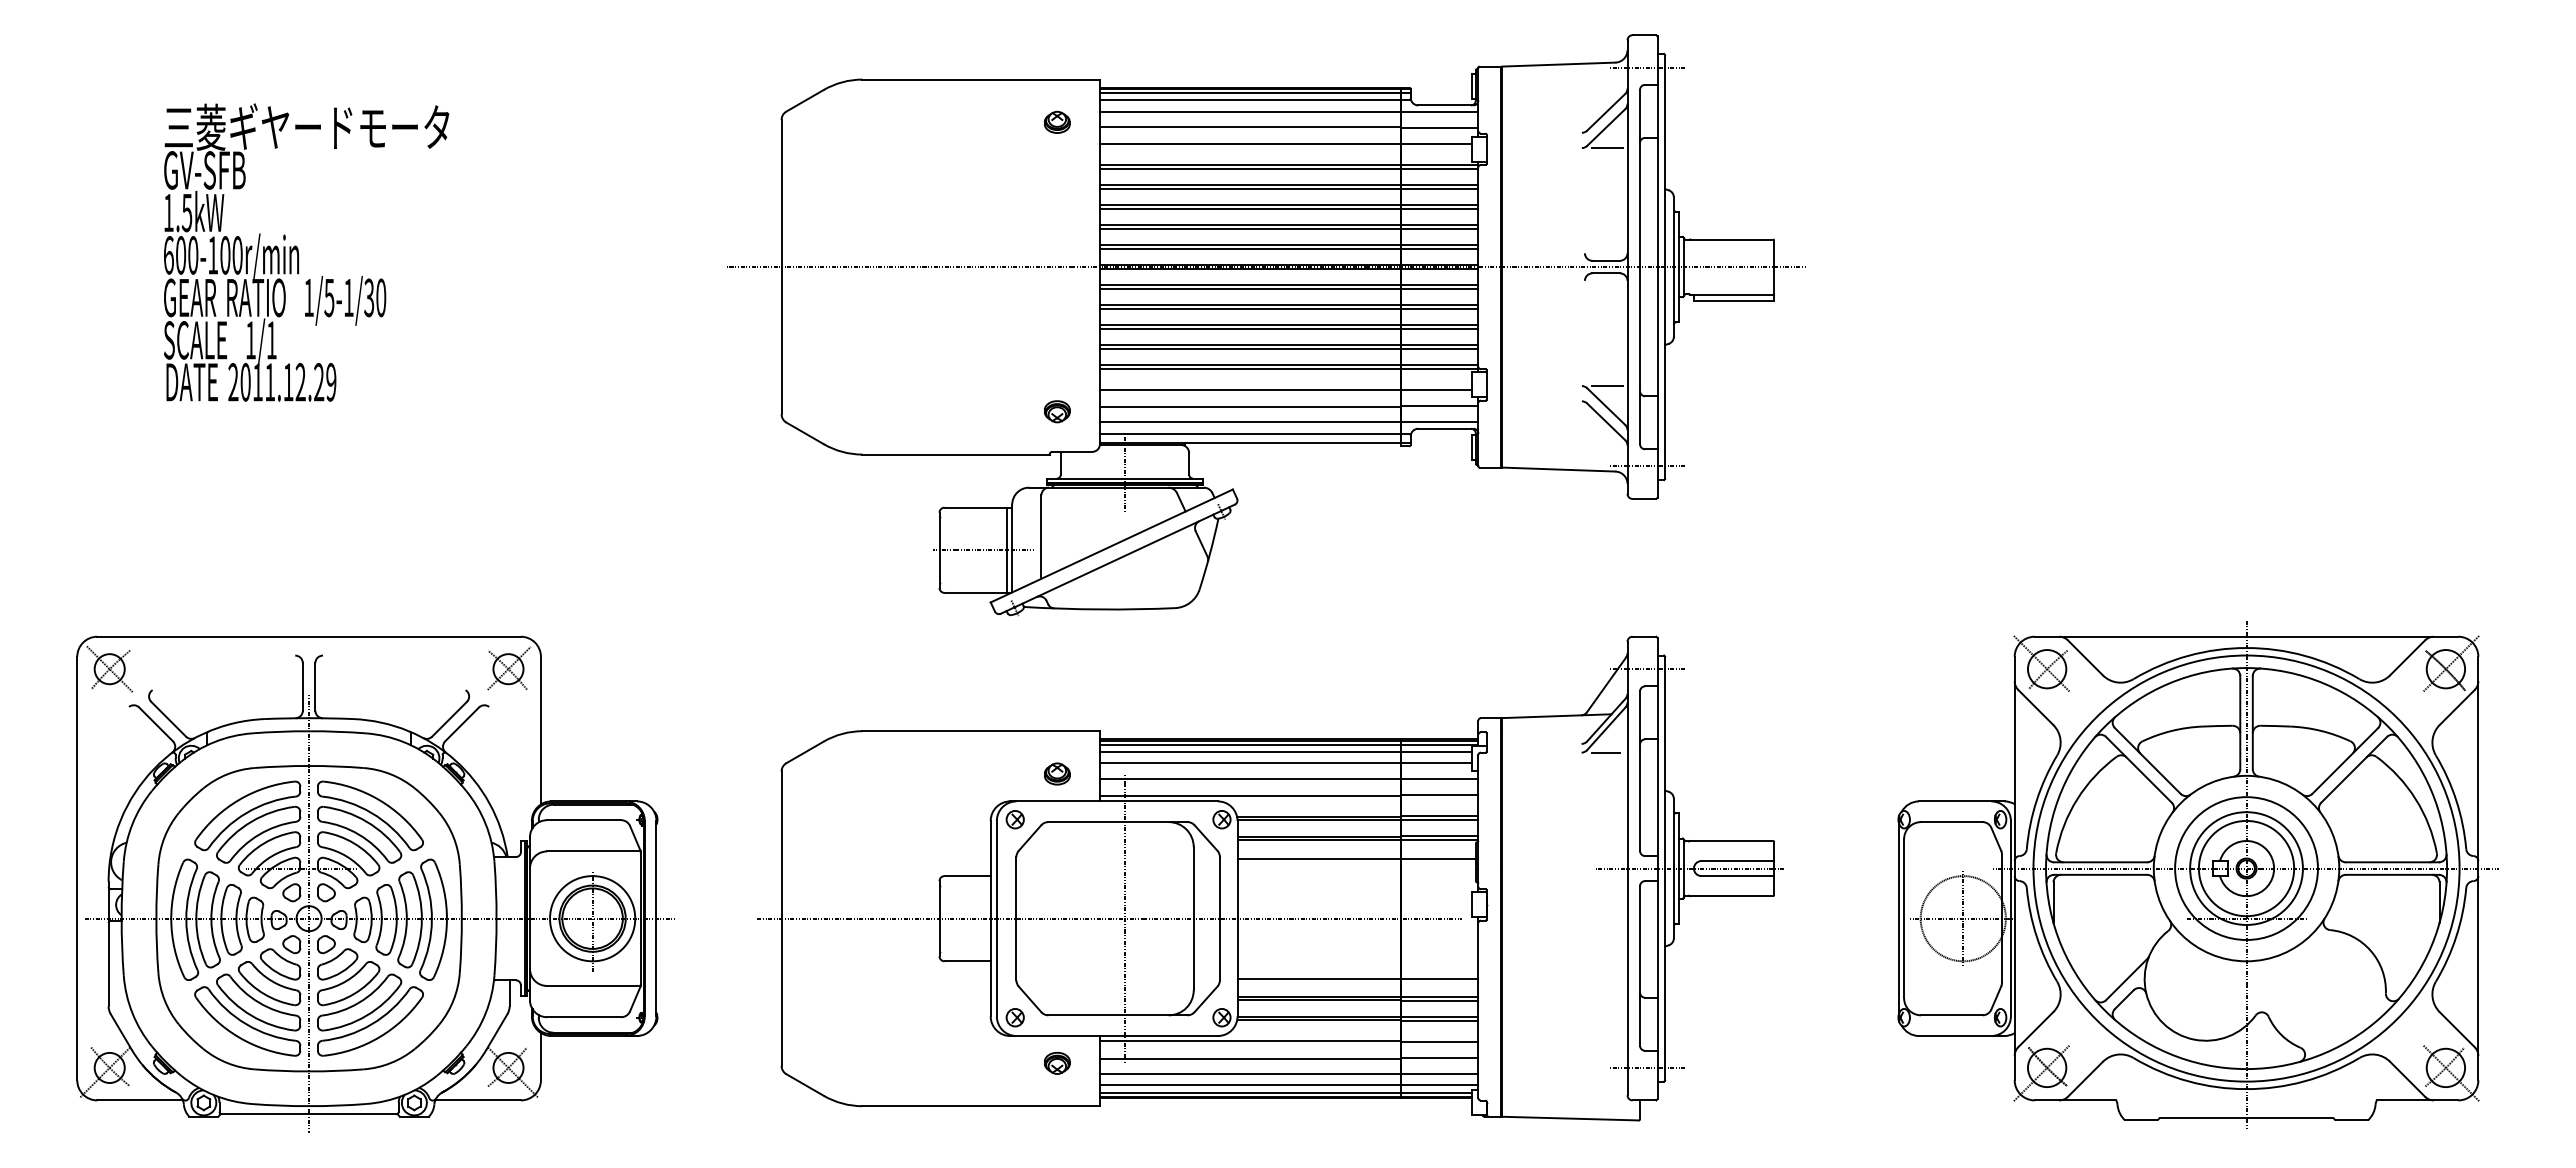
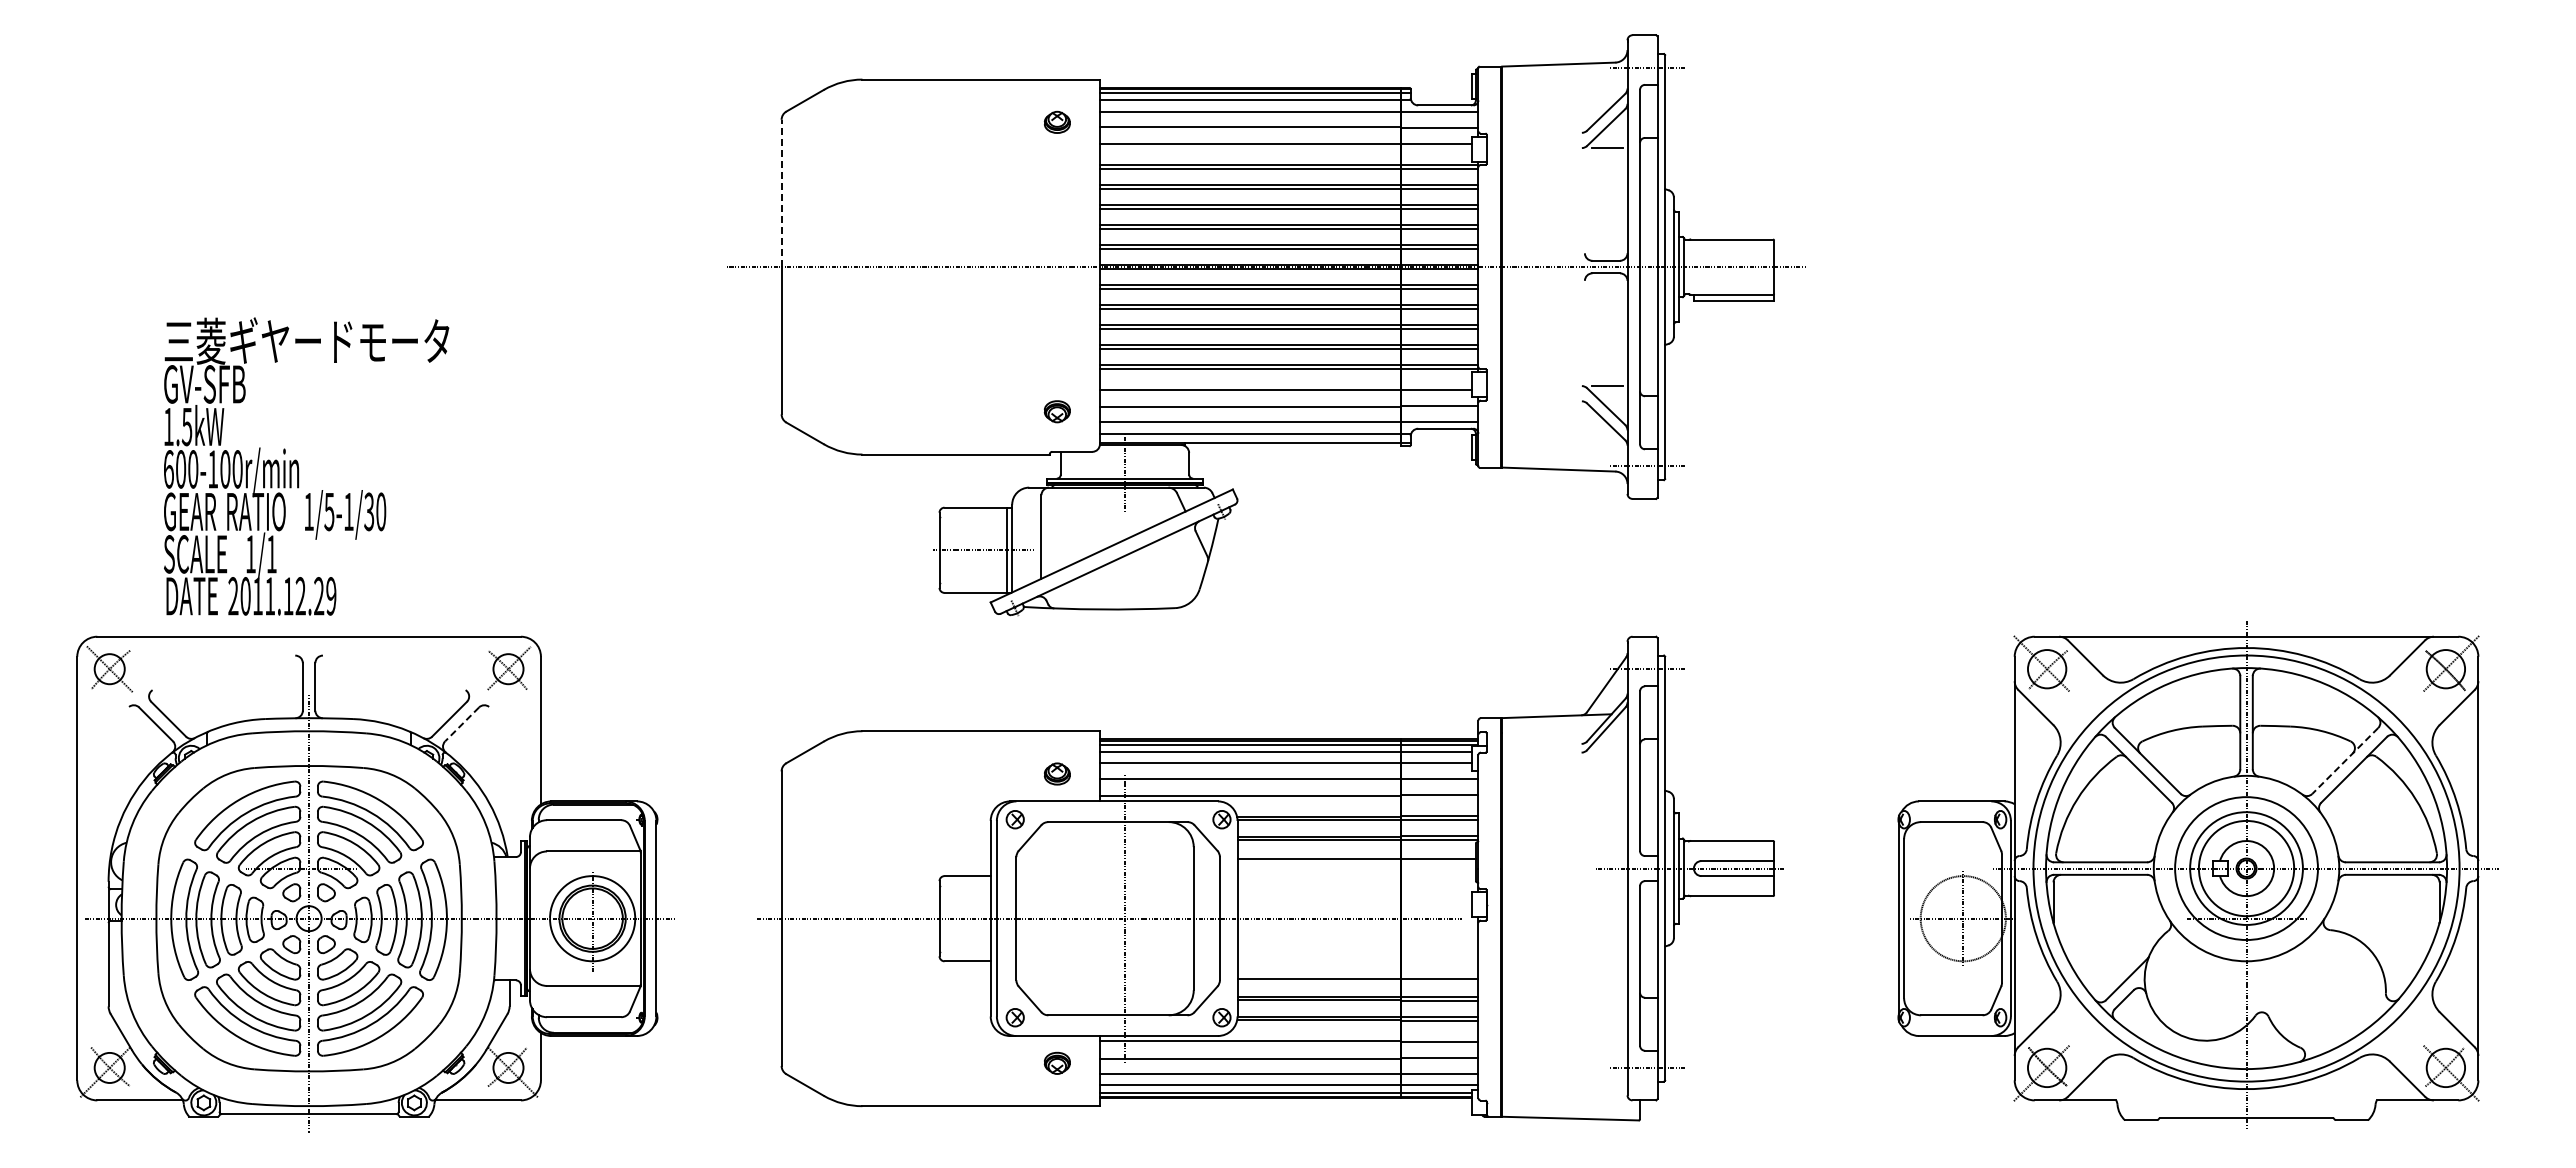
line: solid -> dashed (781, 193)
text position: (306, 252) -> (306, 466) (306, 466)
line: solid -> dashed (462, 724)
line: present -> none (1606, 752)
line: solid -> dashed (2345, 760)
